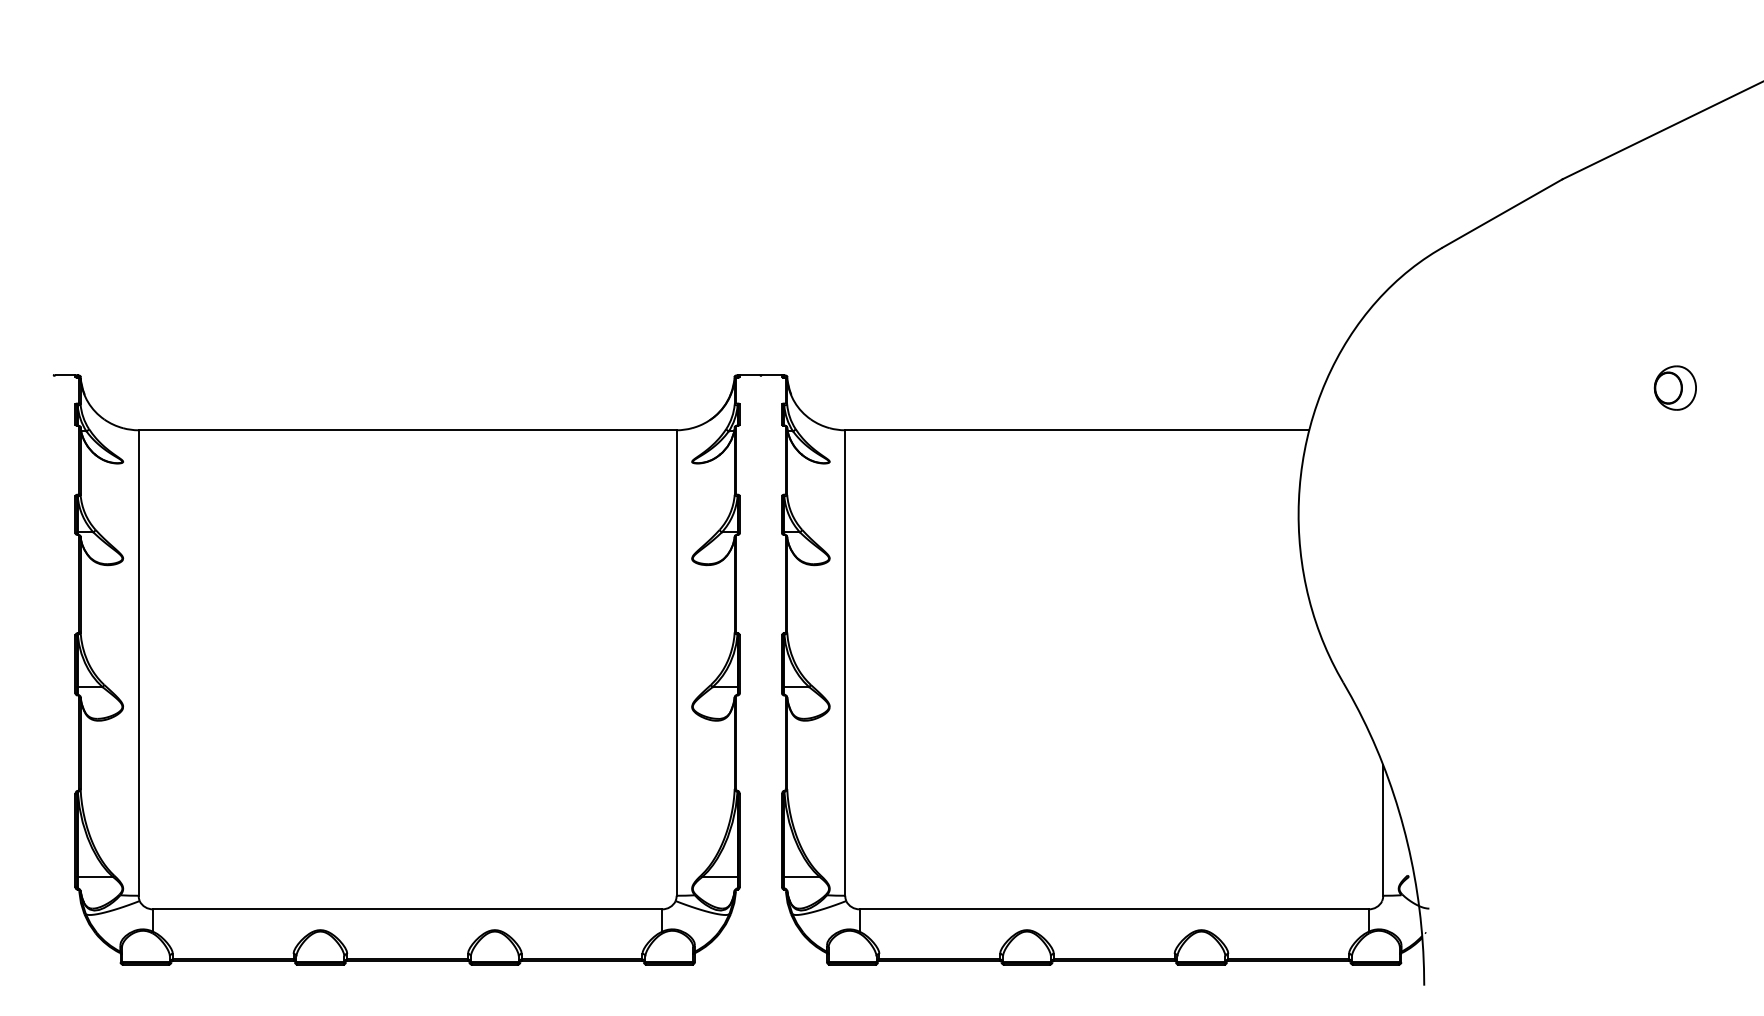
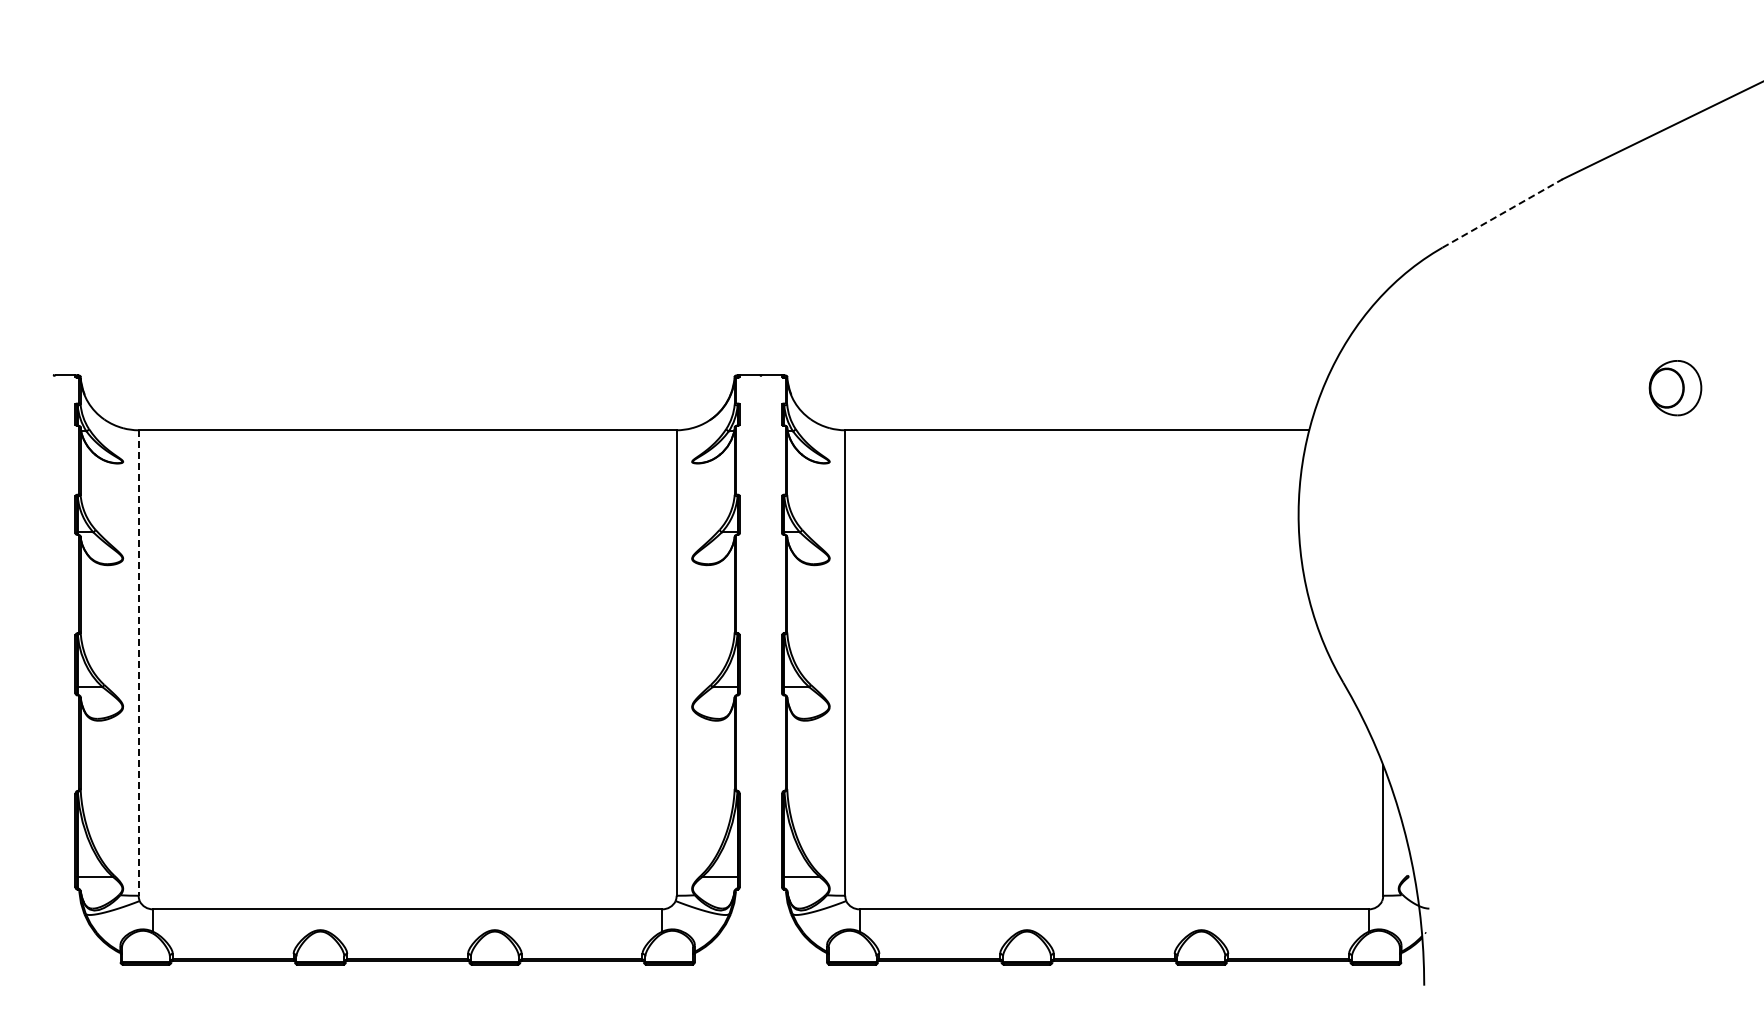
line: solid -> dashed (1503, 213)
part size: 44x46 px -> 55x57 px (1675, 388)
line: solid -> dashed (138, 663)
